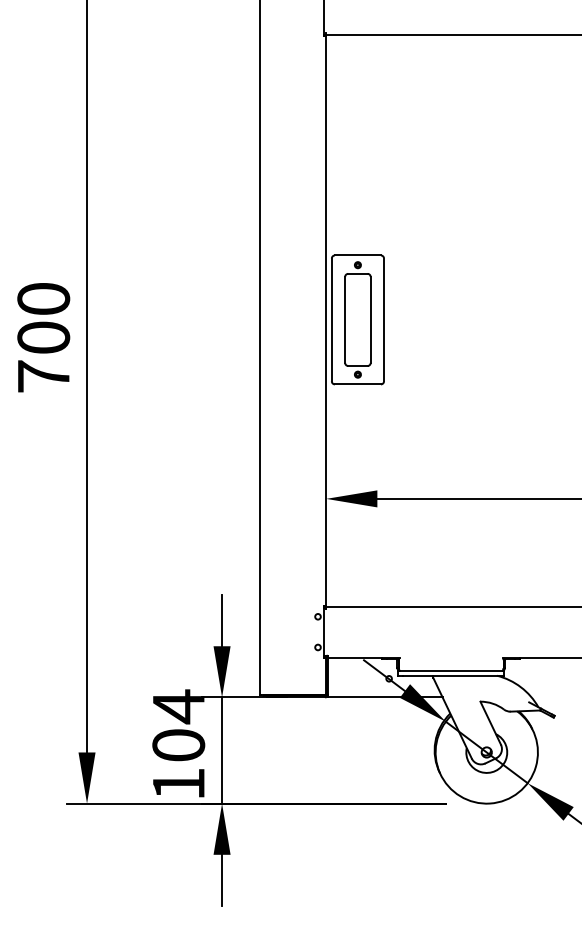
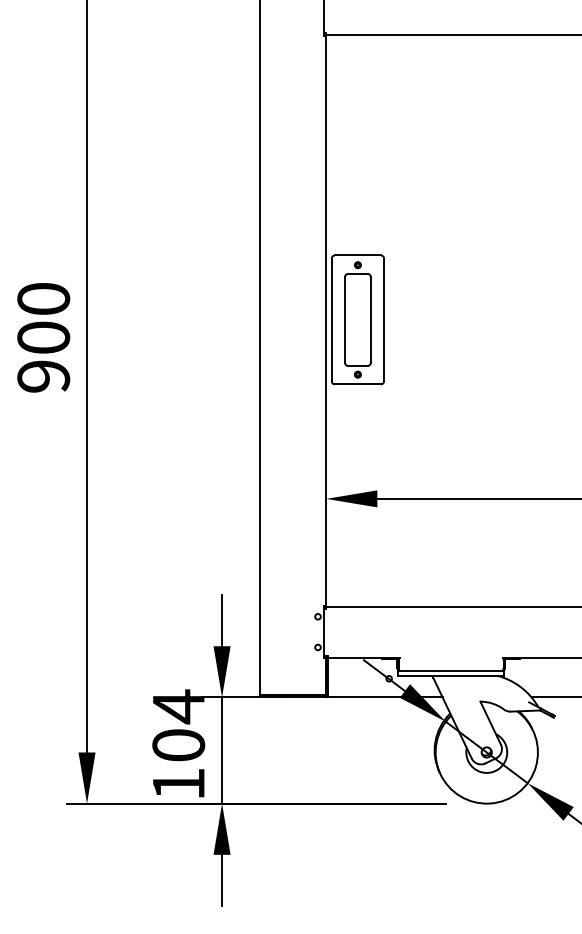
text: 700 -> 900 (43, 376)
line: none -> present (554, 697)
